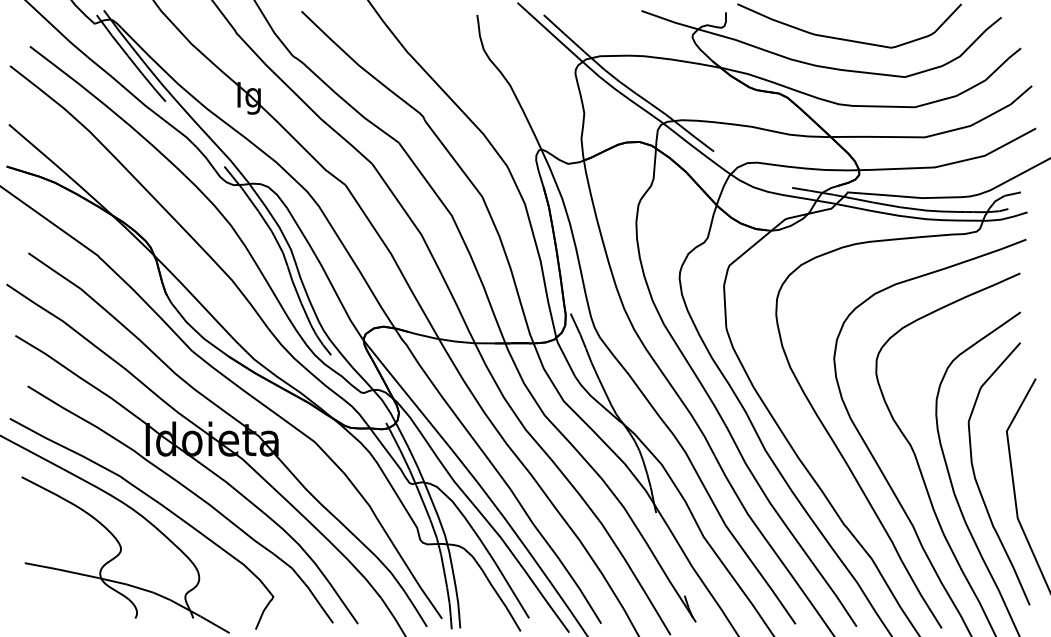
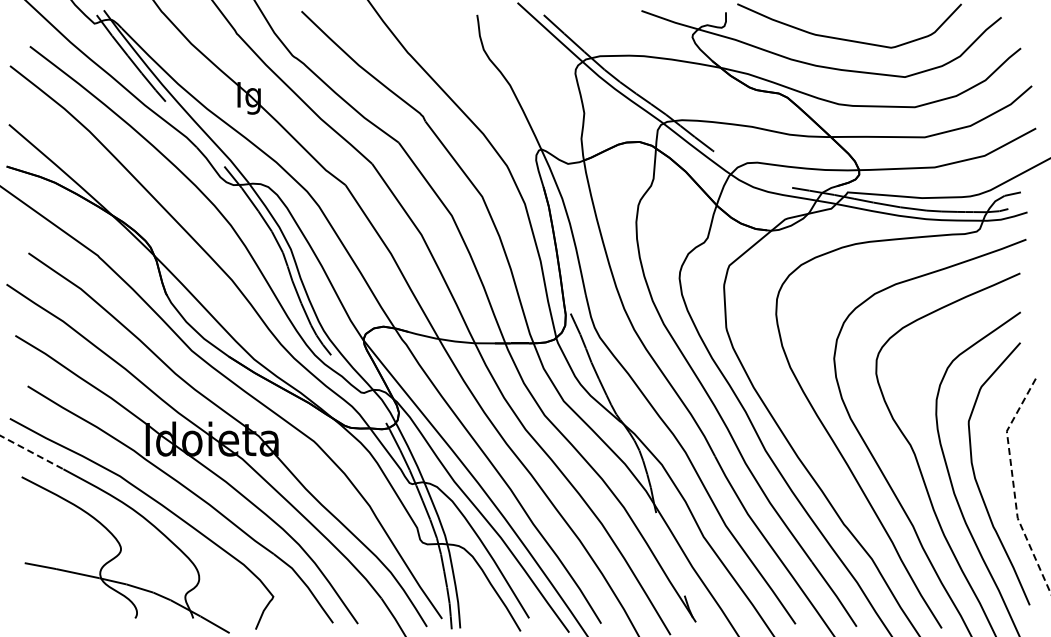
line: solid -> dashed (32, 452)
line: solid -> dashed (1013, 485)
